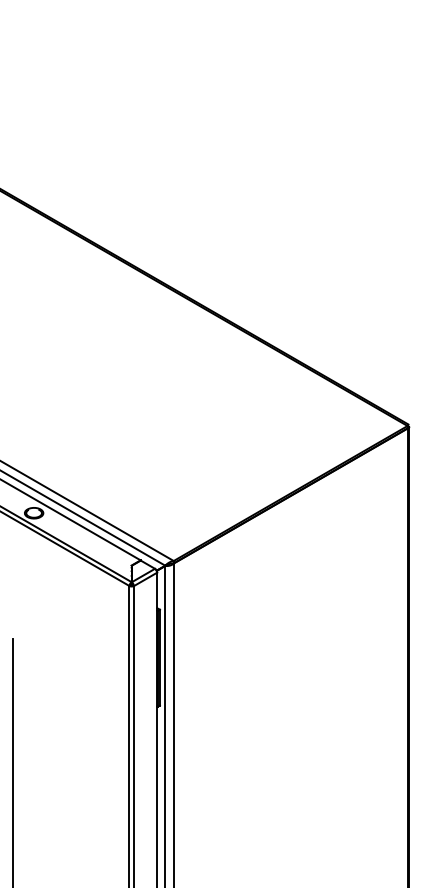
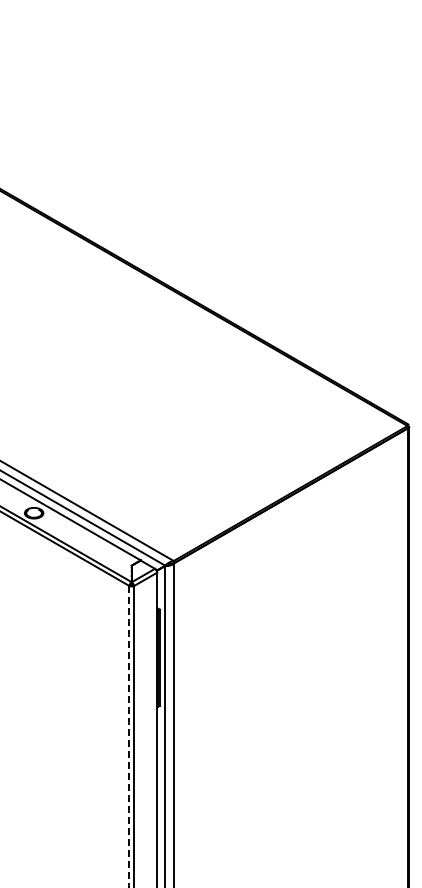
line: solid -> dashed (129, 736)
line: present -> none (12, 761)
